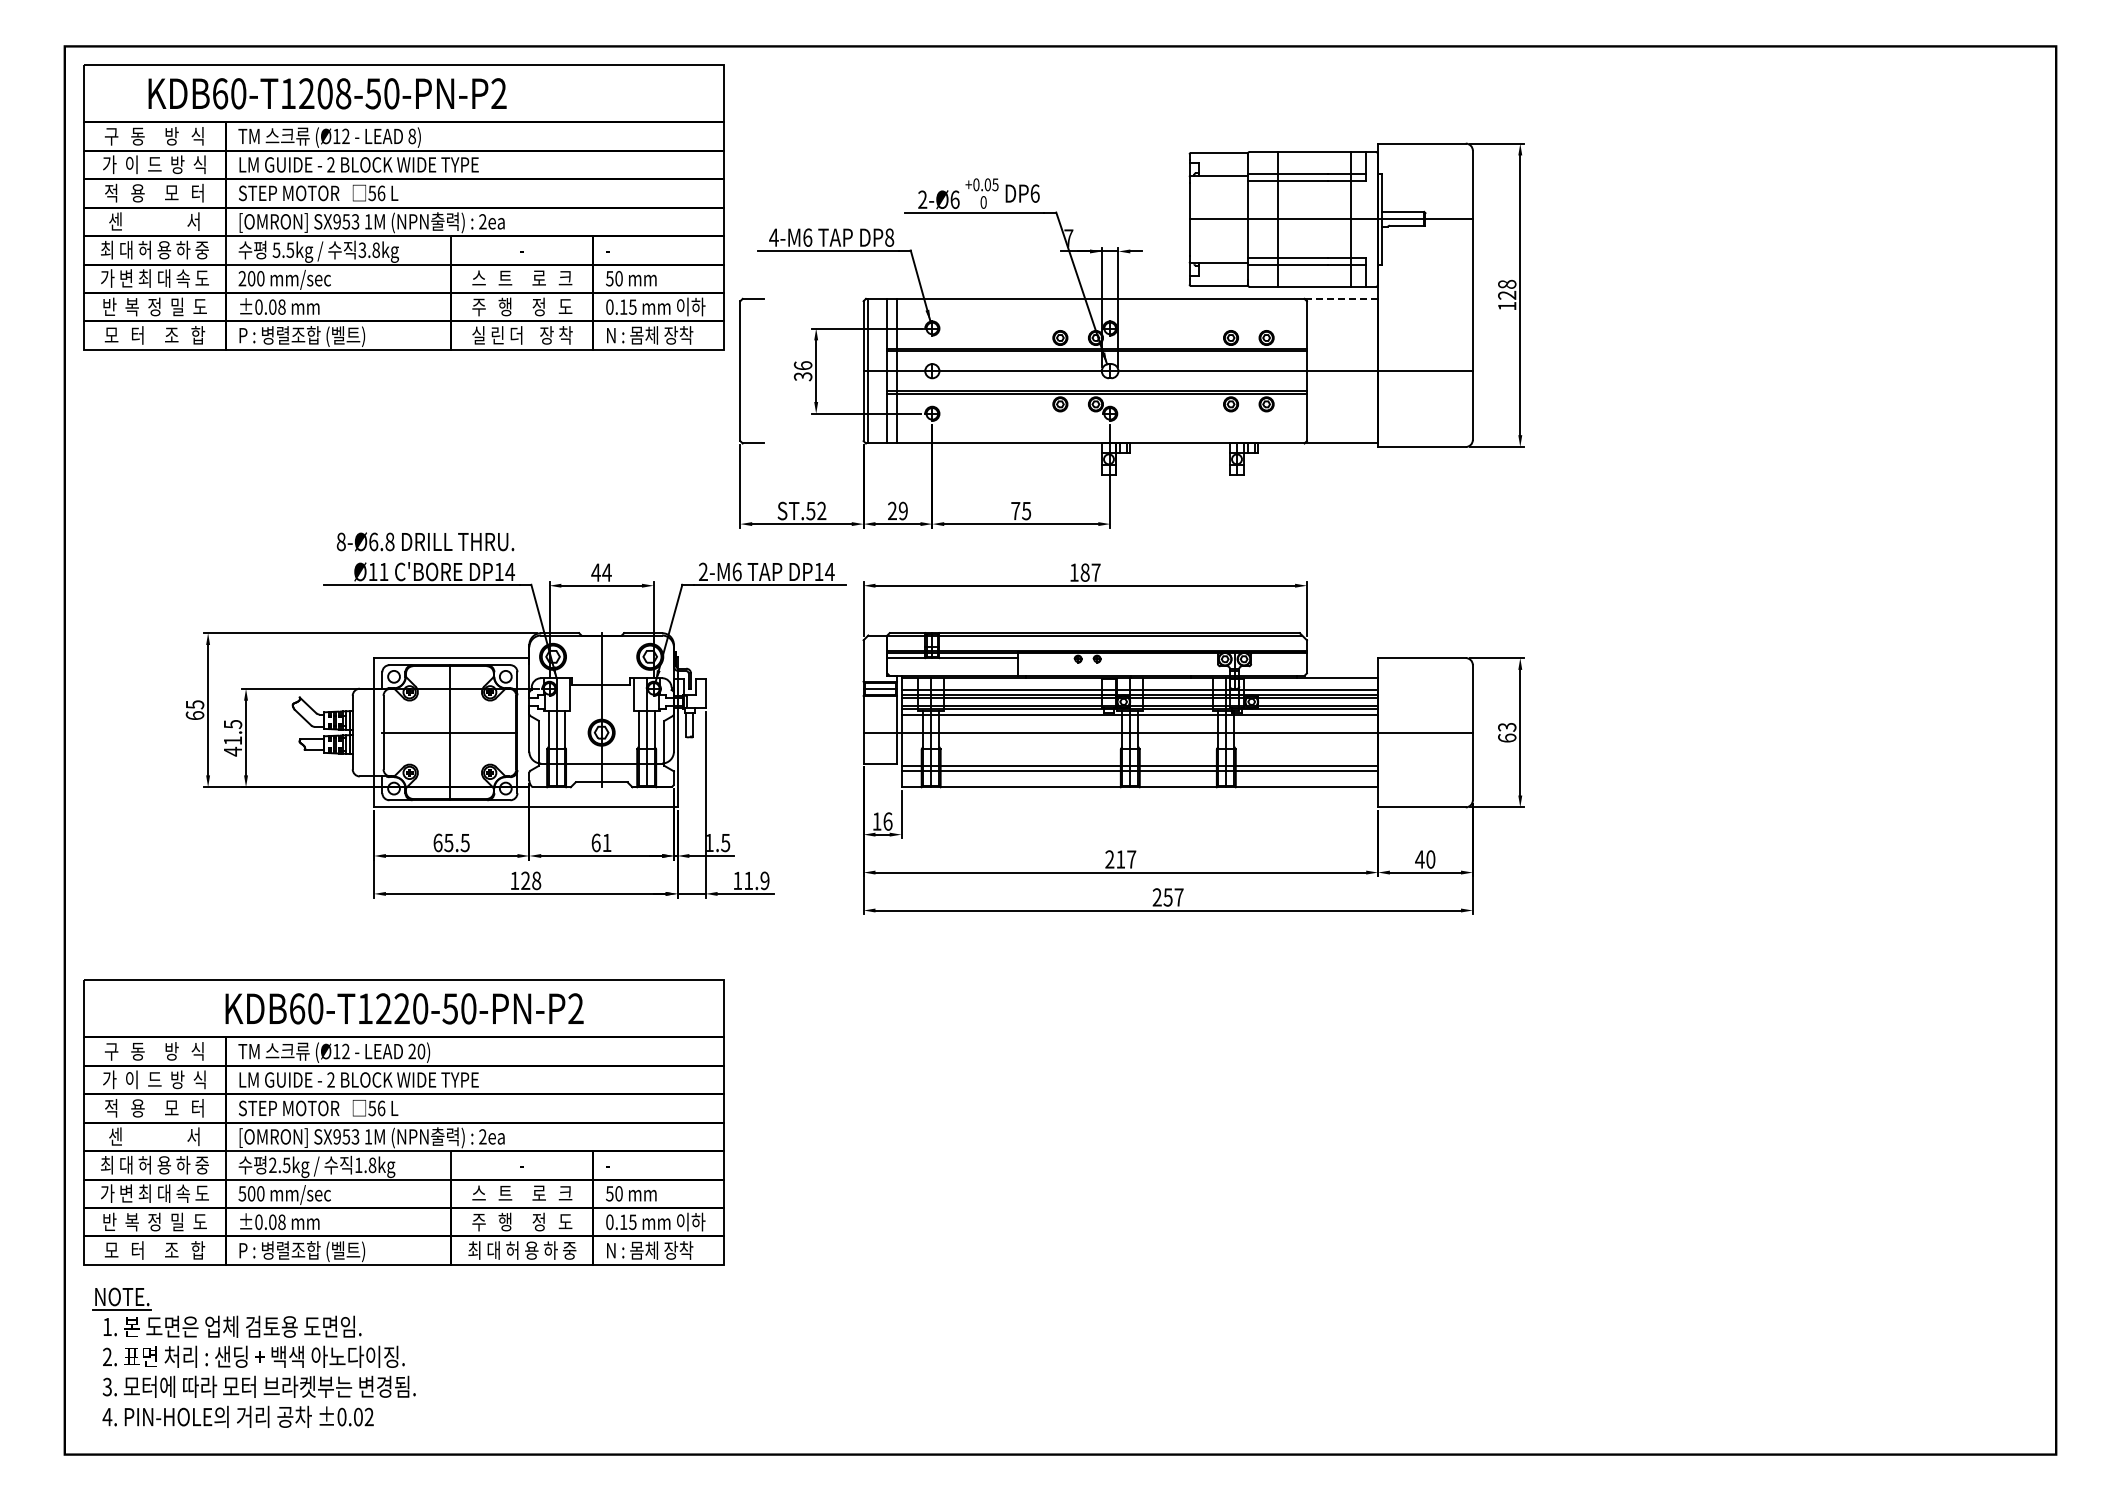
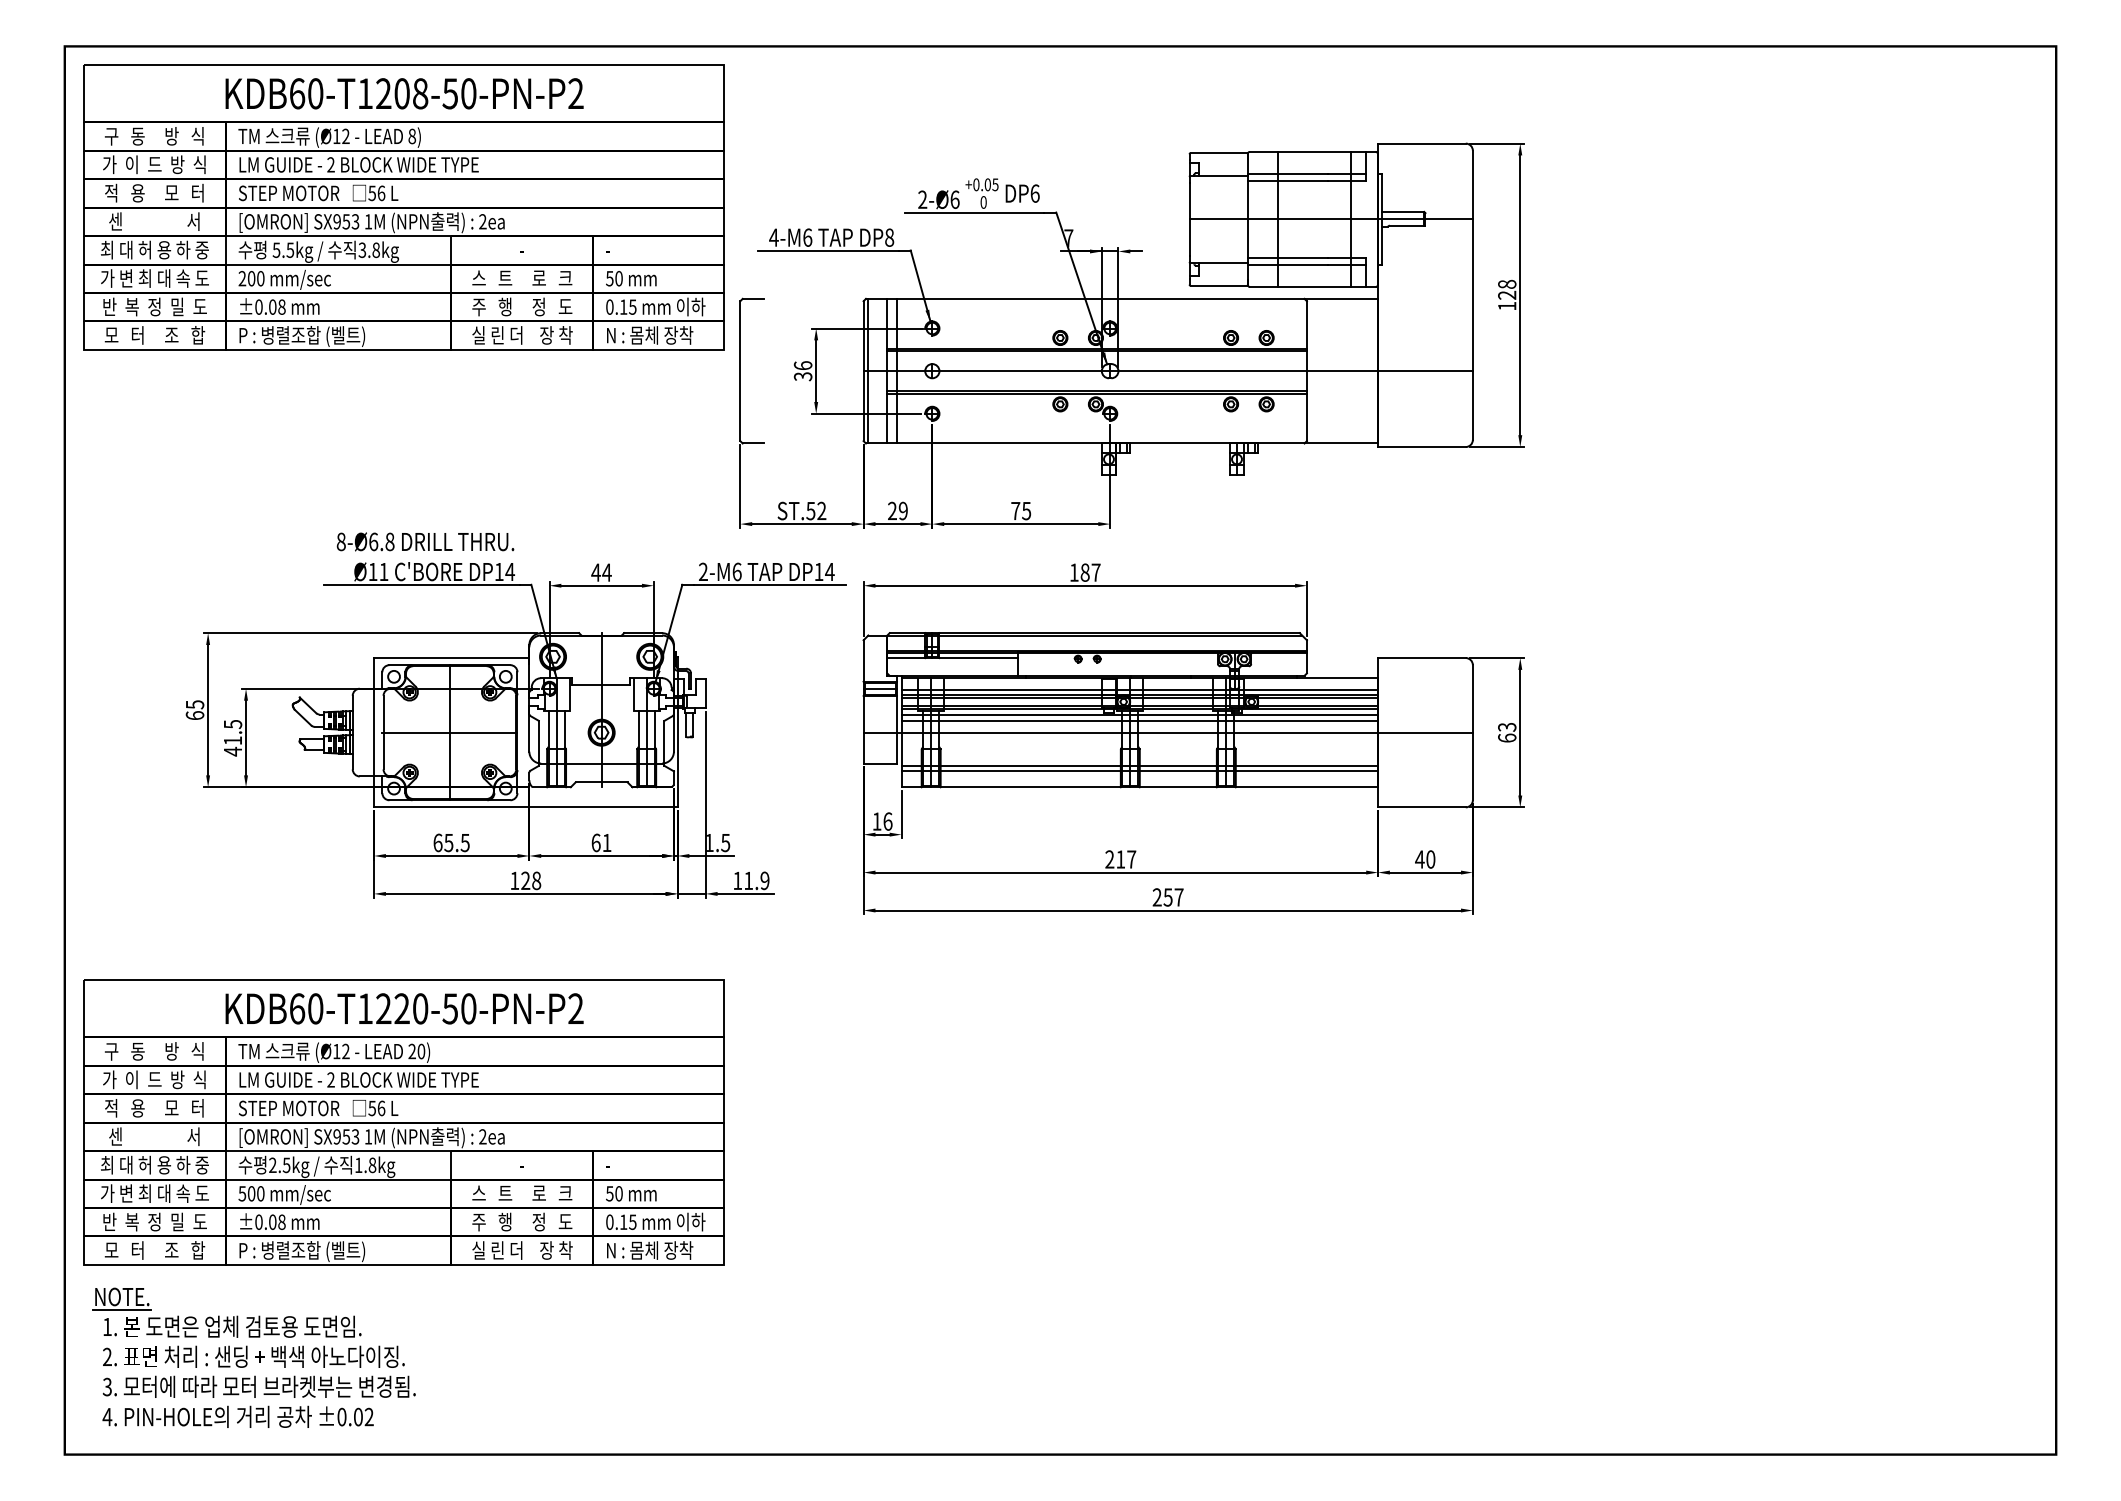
text position: (327, 93) -> (404, 93) (404, 93)
line: dashed -> solid (1341, 298)
line: none -> present (1139, 720)
text: 최 대 허 용 하 중 -> 실 린 더    장 착 (522, 1250)
